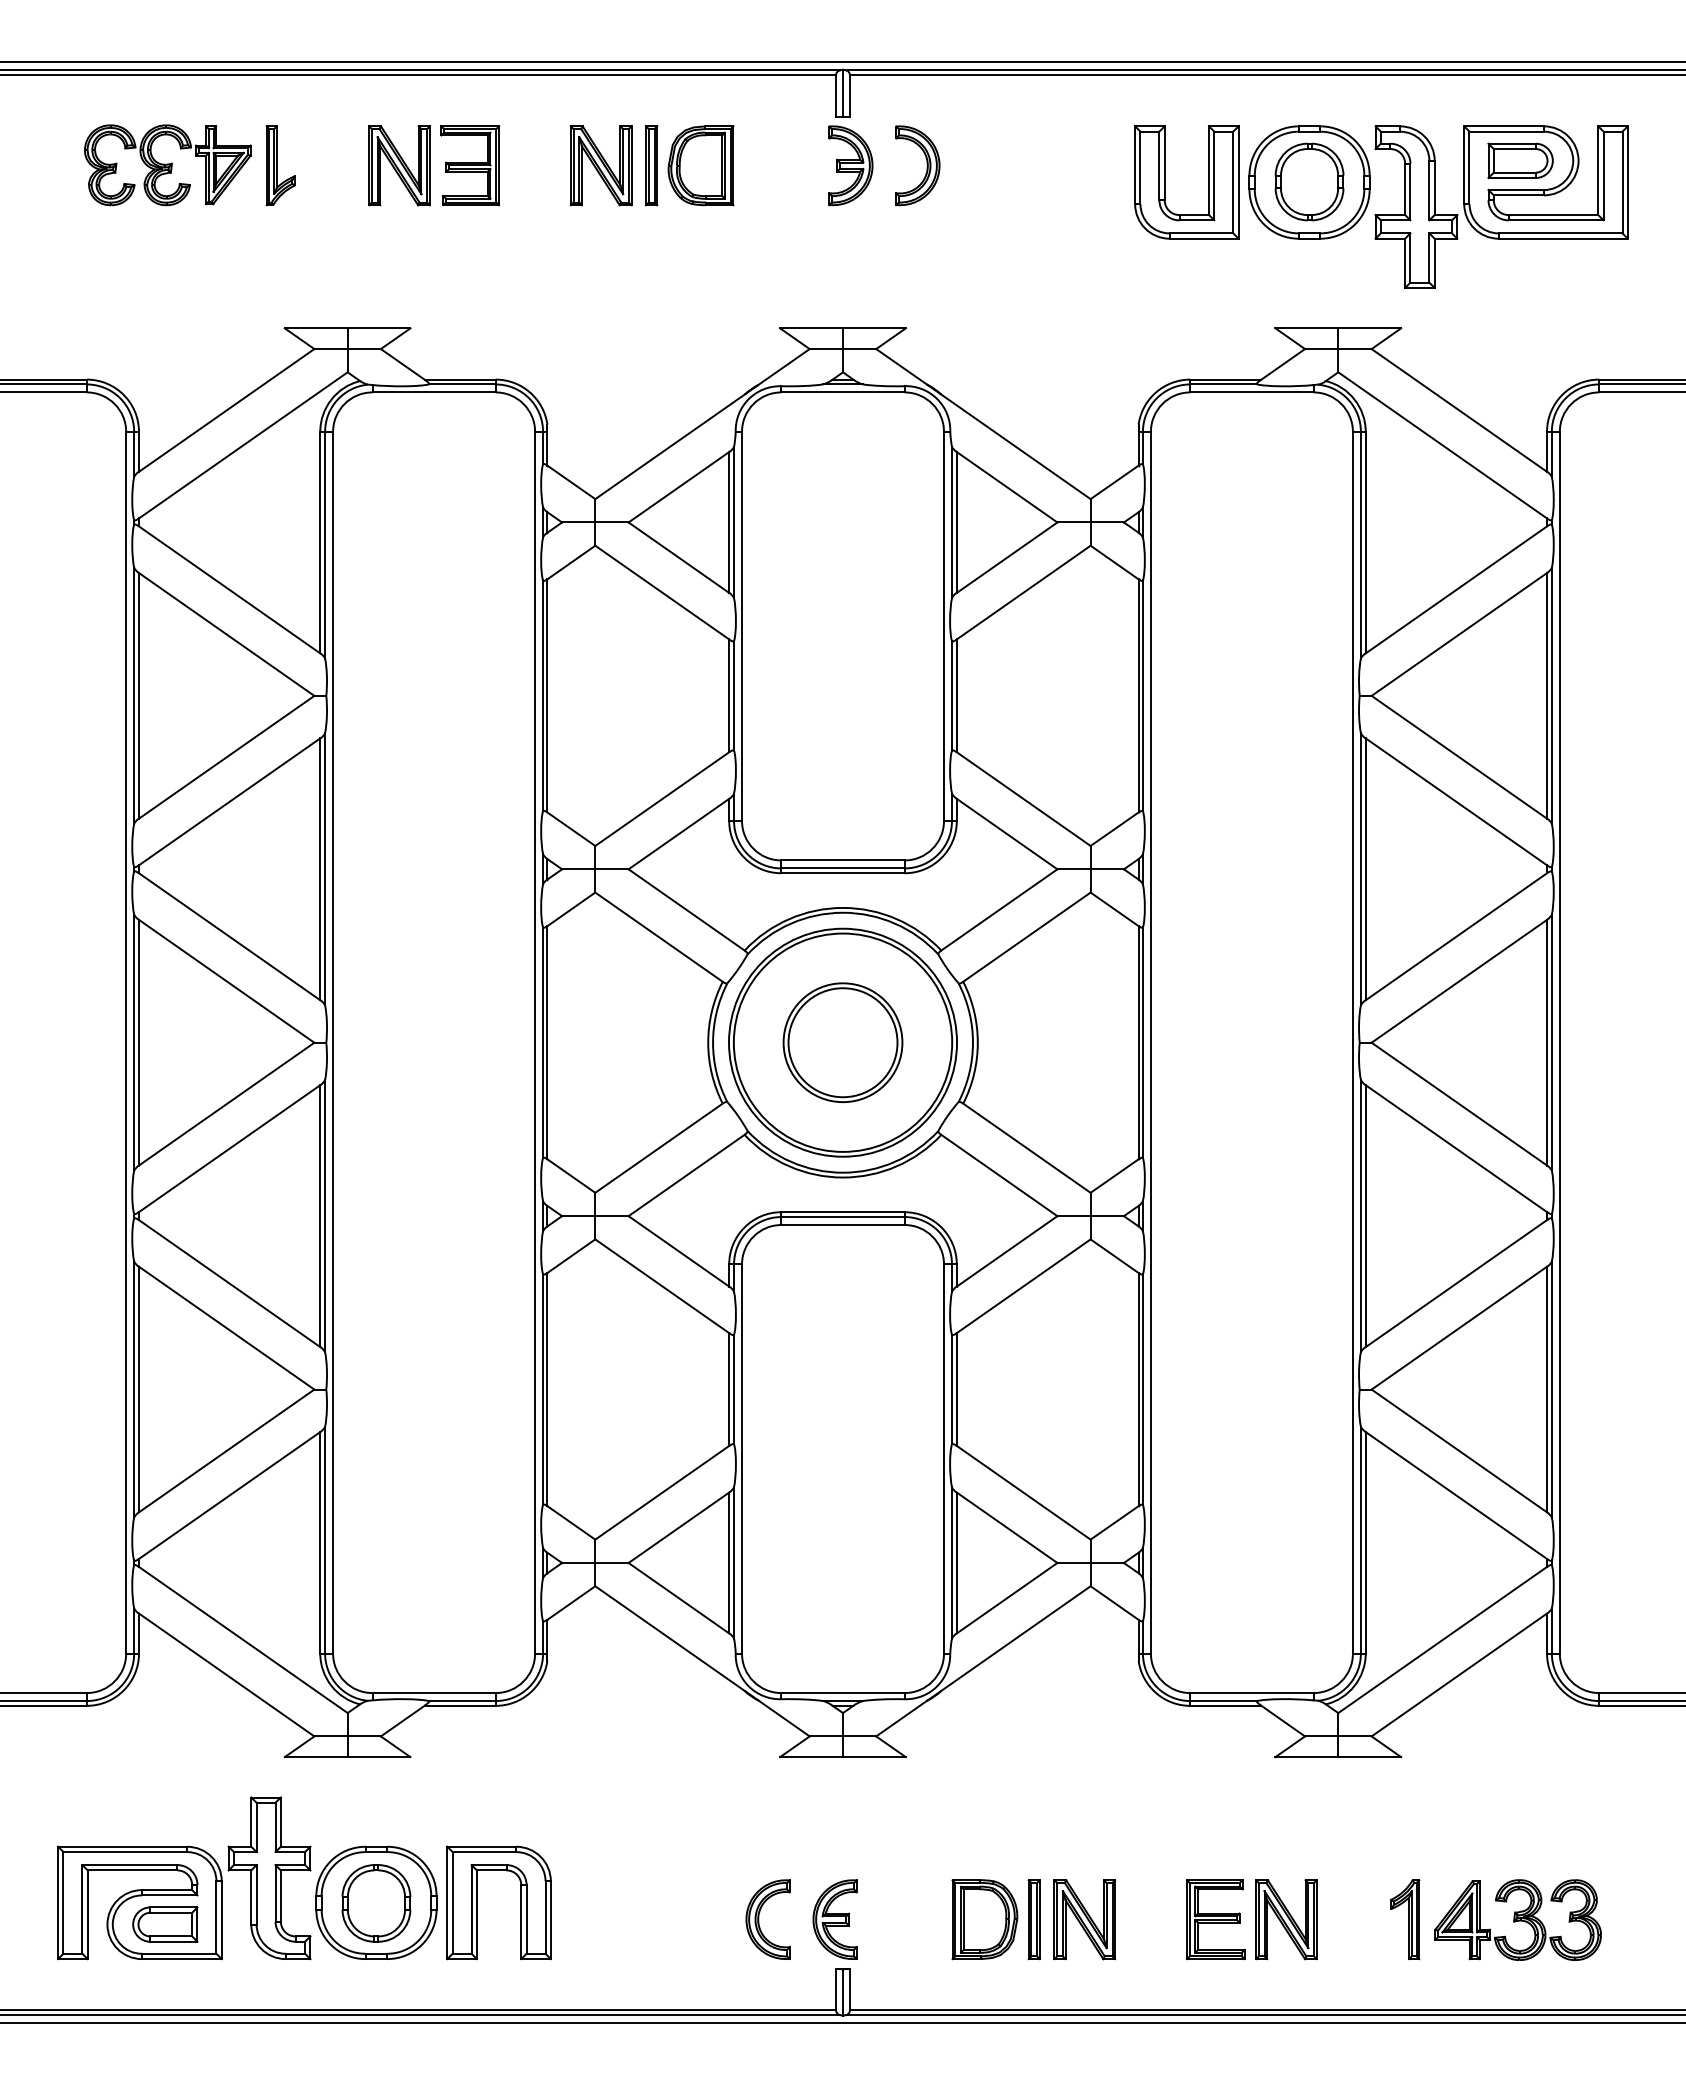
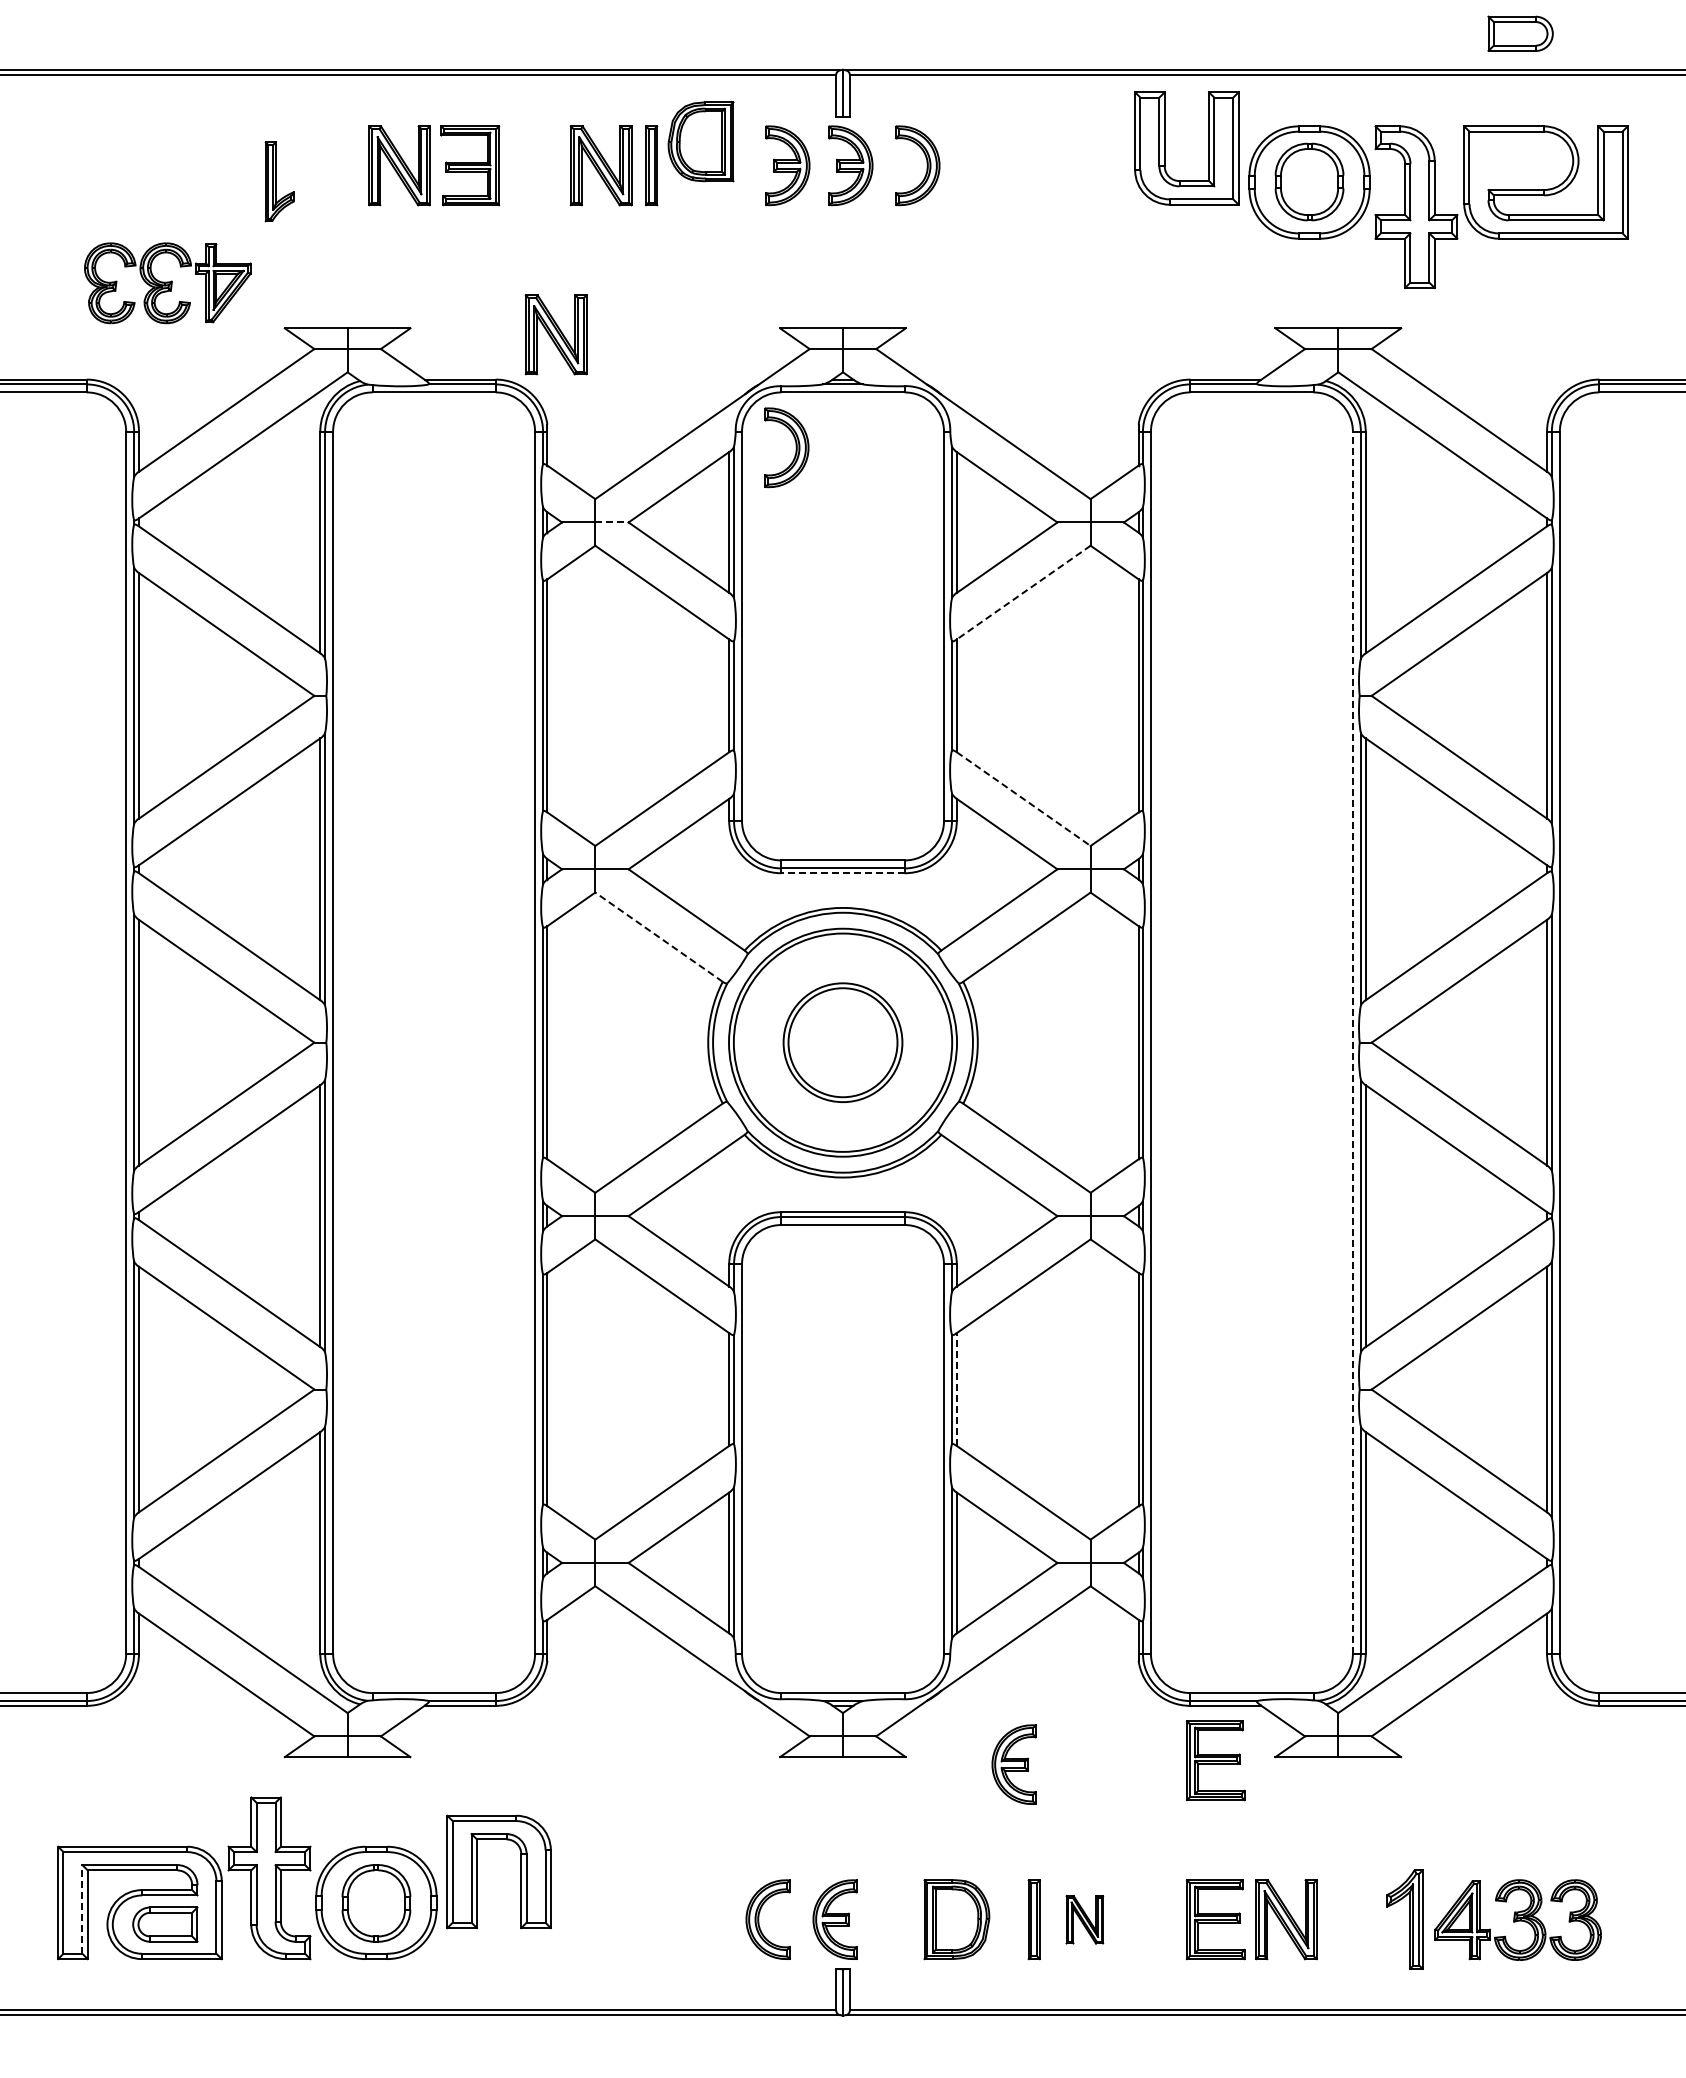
line: present -> none (842, 62)
part position: (1520, 160) -> (1520, 33) (1520, 33)
part position: (167, 165) -> (167, 283) (167, 283)
part position: (280, 165) -> (279, 181) (279, 181)
part position: (700, 165) -> (700, 141) (700, 141)
part: none -> present (787, 165)
part position: (1165, 182) -> (1165, 148) (1165, 148)
part: none -> present (555, 334)
part: none -> present (795, 447)
line: solid -> dashed (611, 522)
line: solid -> dashed (1023, 592)
line: solid -> dashed (1023, 799)
line: solid -> dashed (843, 873)
line: solid -> dashed (659, 937)
line: solid -> dashed (1352, 1042)
line: solid -> dashed (956, 1389)
part: none -> present (1215, 1760)
part: none -> present (1013, 1764)
part position: (477, 1902) -> (477, 1871) (477, 1871)
line: solid -> dashed (82, 1908)
part position: (984, 1919) -> (956, 1919) (956, 1919)
part size: 64x82 px -> 40x50 px (1084, 1919)
part size: 31x82 px -> 38x101 px (1404, 1919)
line: present -> none (842, 2023)
